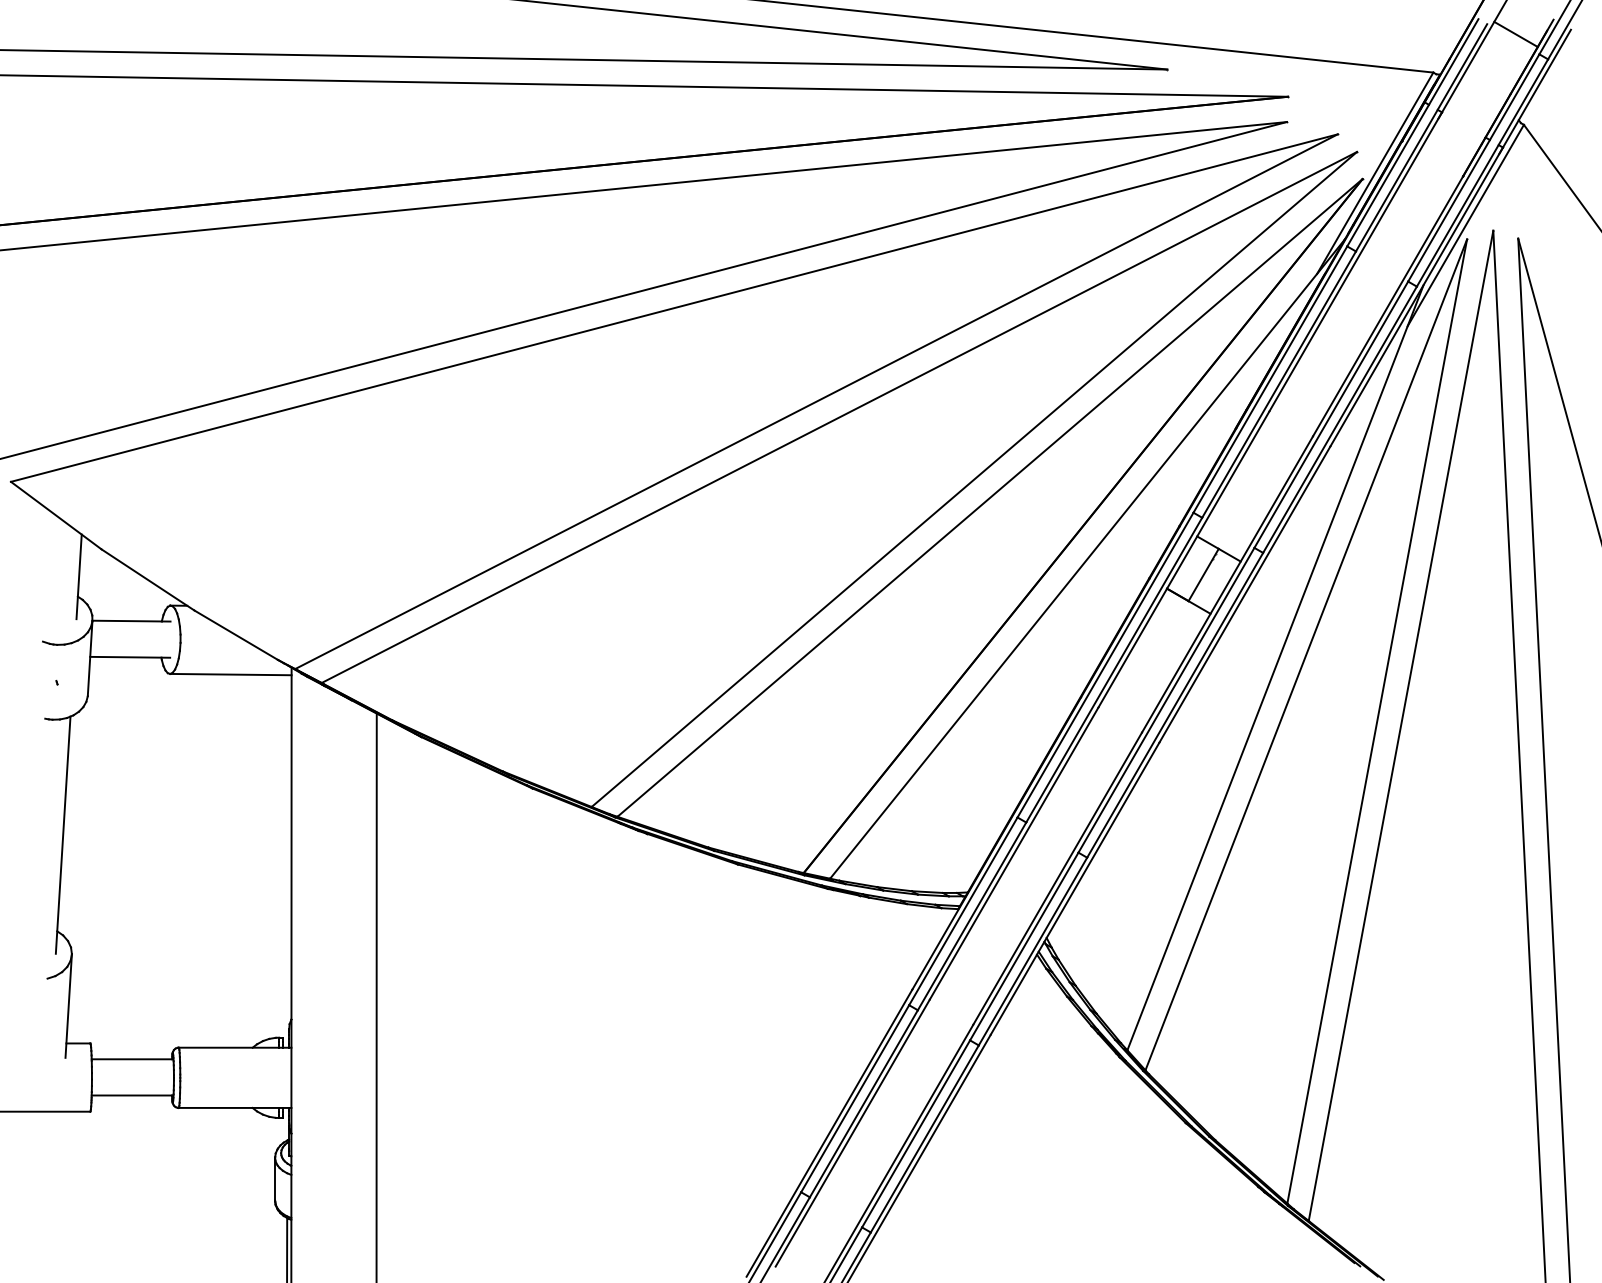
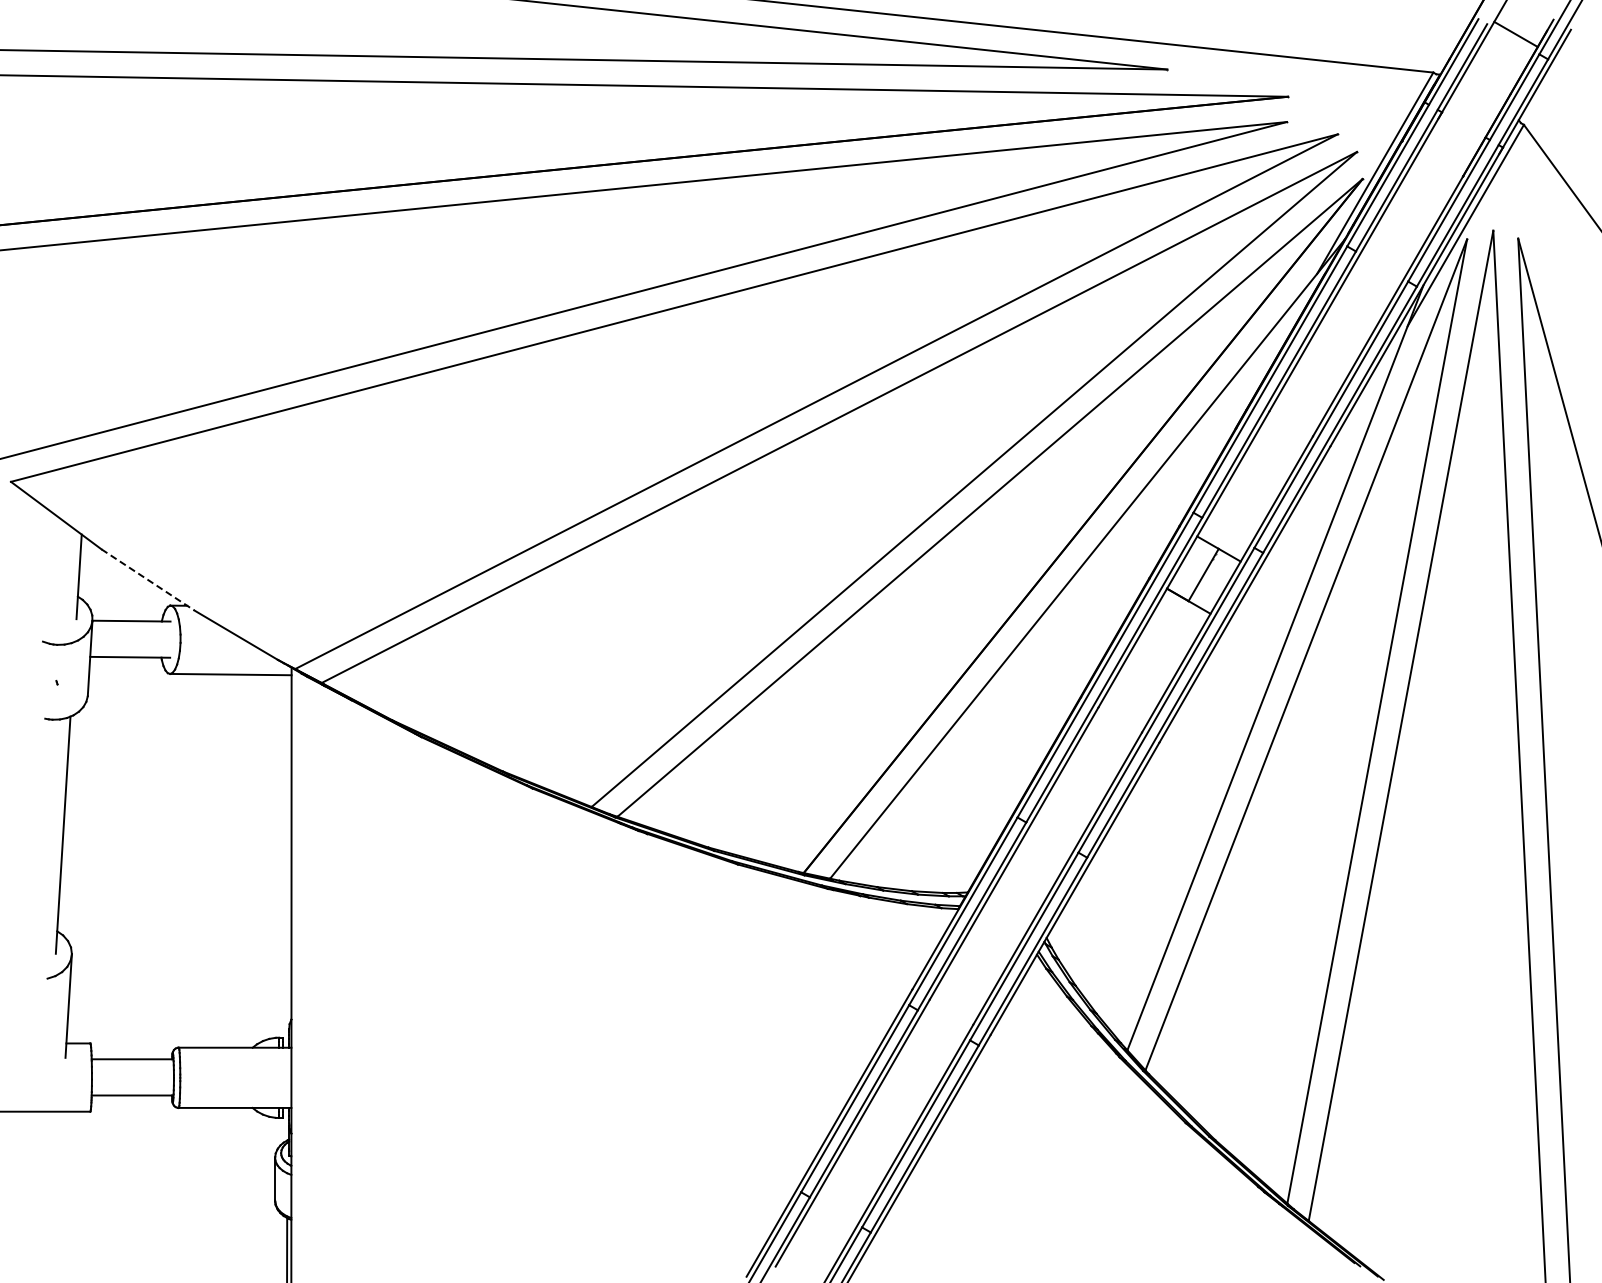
line: solid -> dashed (147, 579)
line: present -> none (376, 996)
